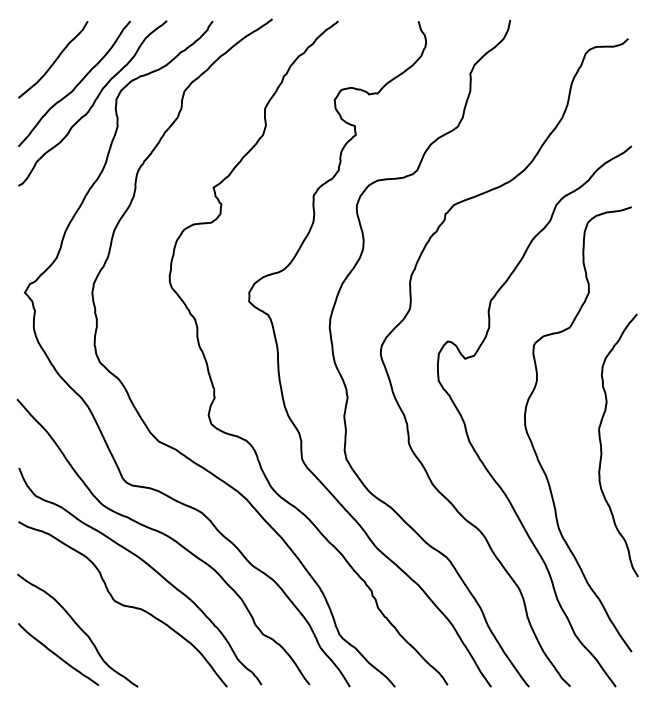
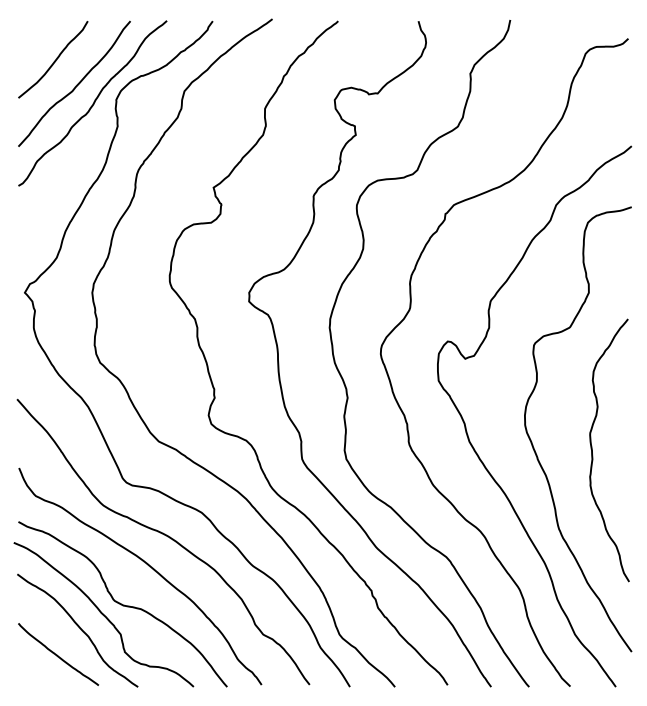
curve position: (602, 450) -> (593, 455) (593, 455)
curve: none -> present (103, 614)
